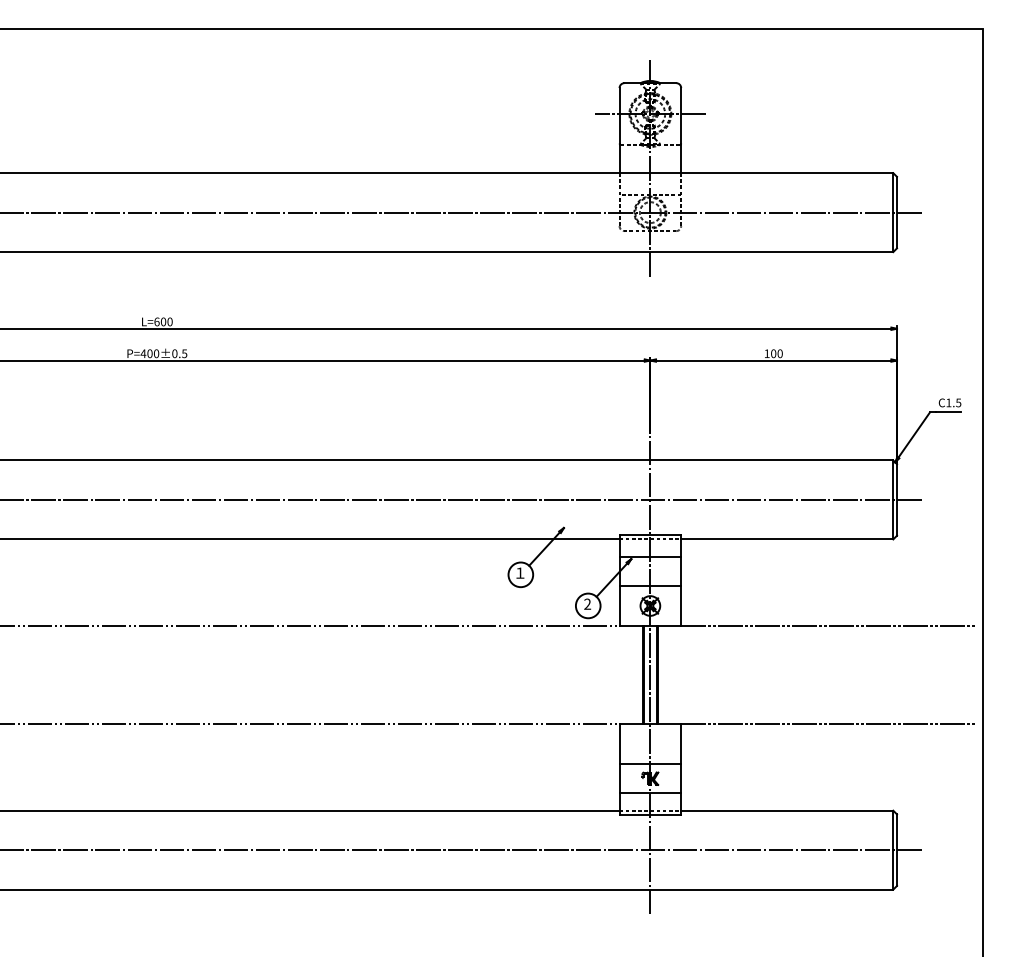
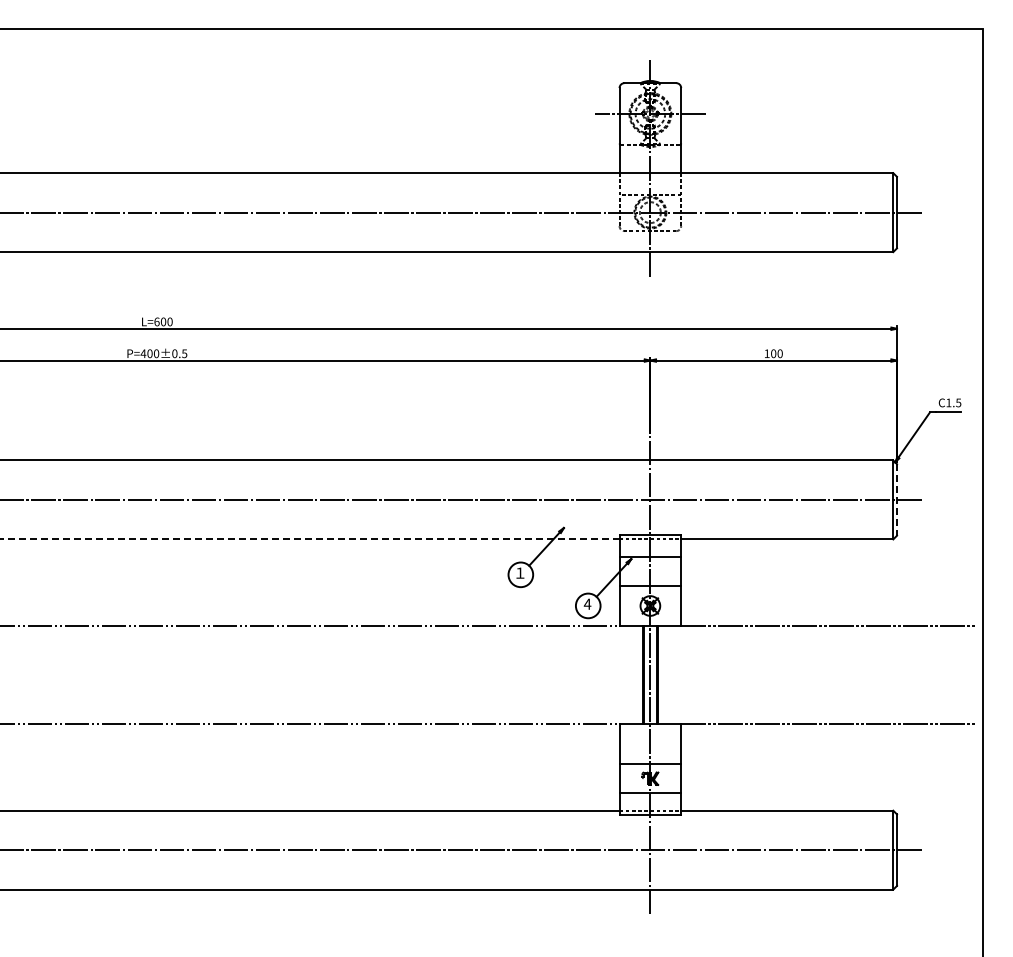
line: solid -> dashed (897, 499)
line: solid -> dashed (309, 539)
text: 2 -> 4 (587, 603)
